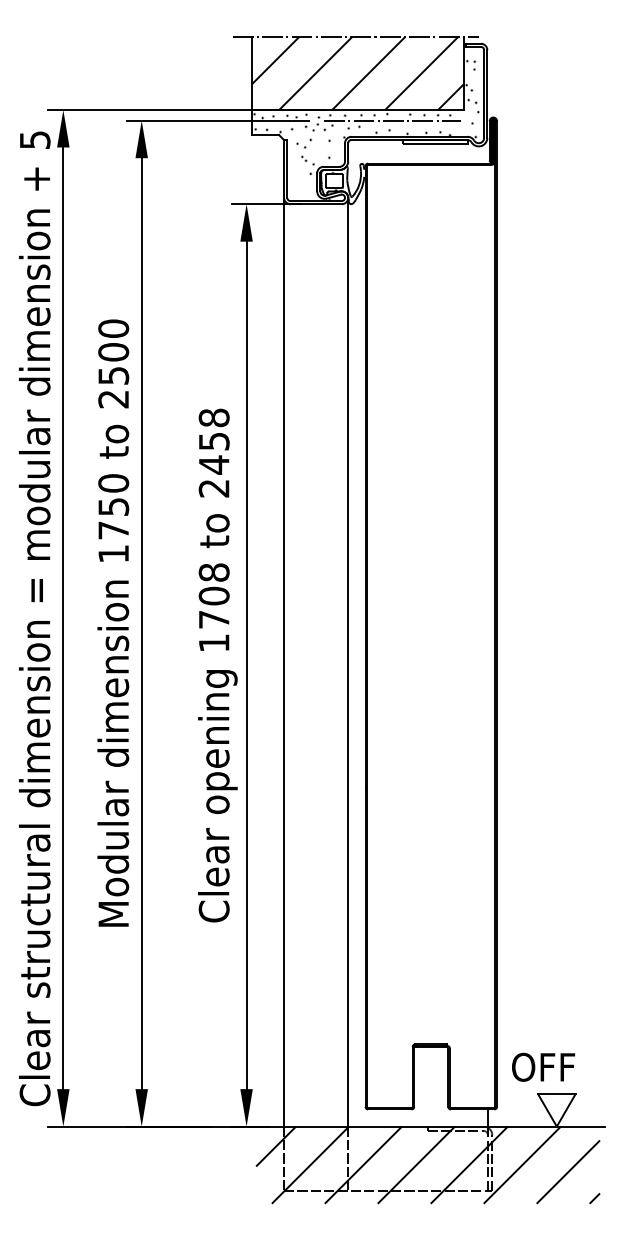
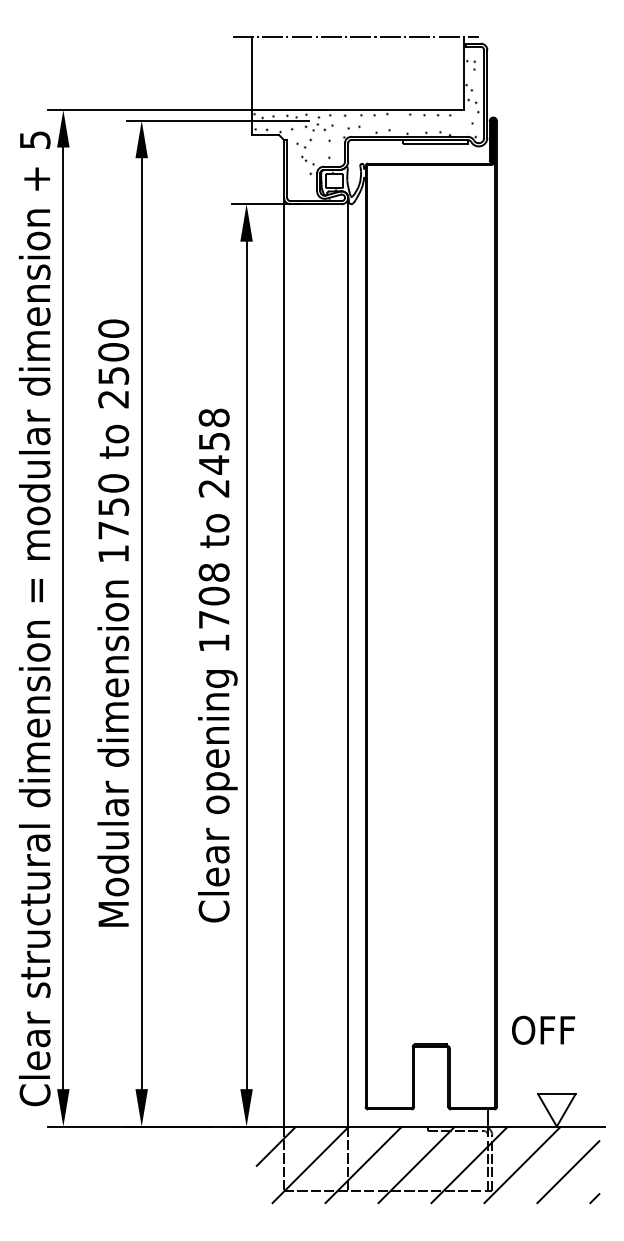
hatch: present -> none (357, 73)
line: present -> none (392, 120)
text position: (543, 1066) -> (543, 1029) (543, 1029)
